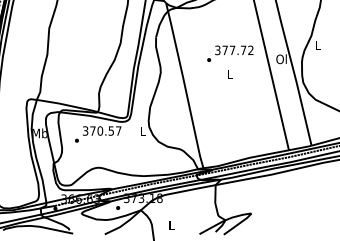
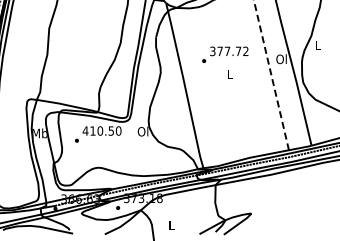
text position: (230, 53) -> (225, 54) (225, 54)
line: solid -> dashed (271, 75)
text: 370.57 -> 410.50 (101, 130)
text: L -> Ol (142, 131)
